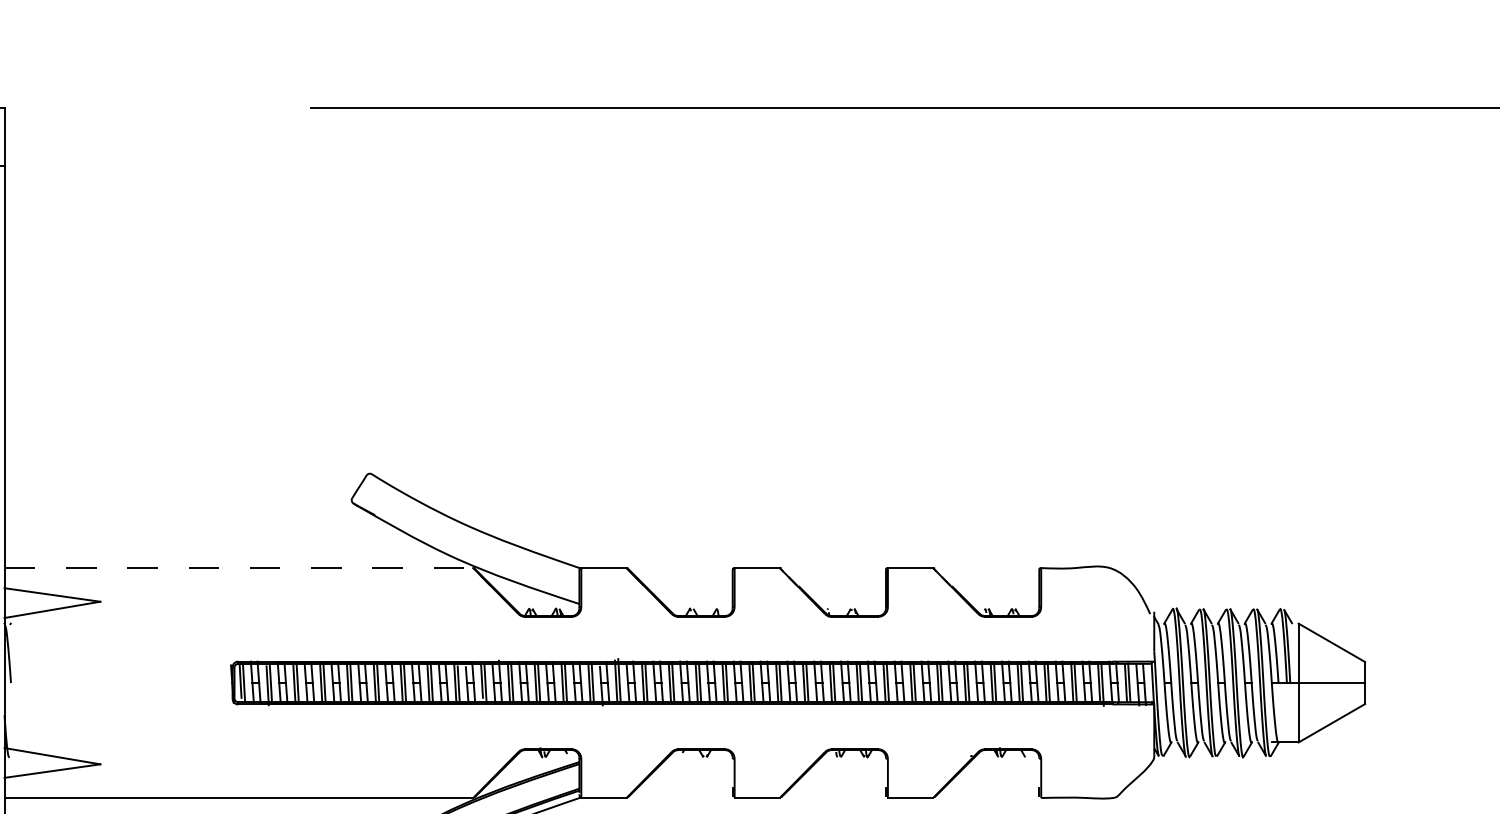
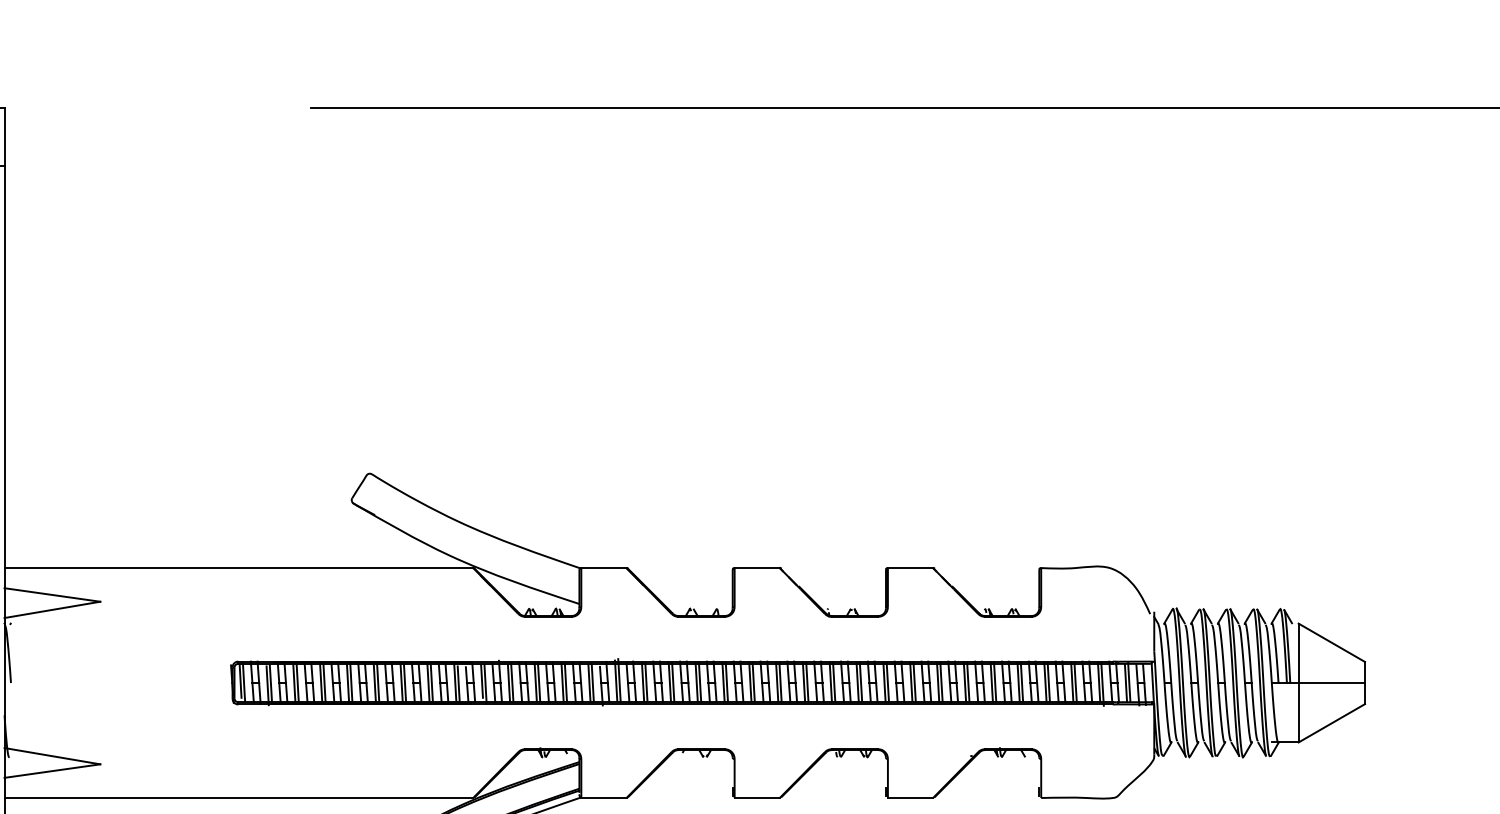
line: dashed -> solid (239, 568)
